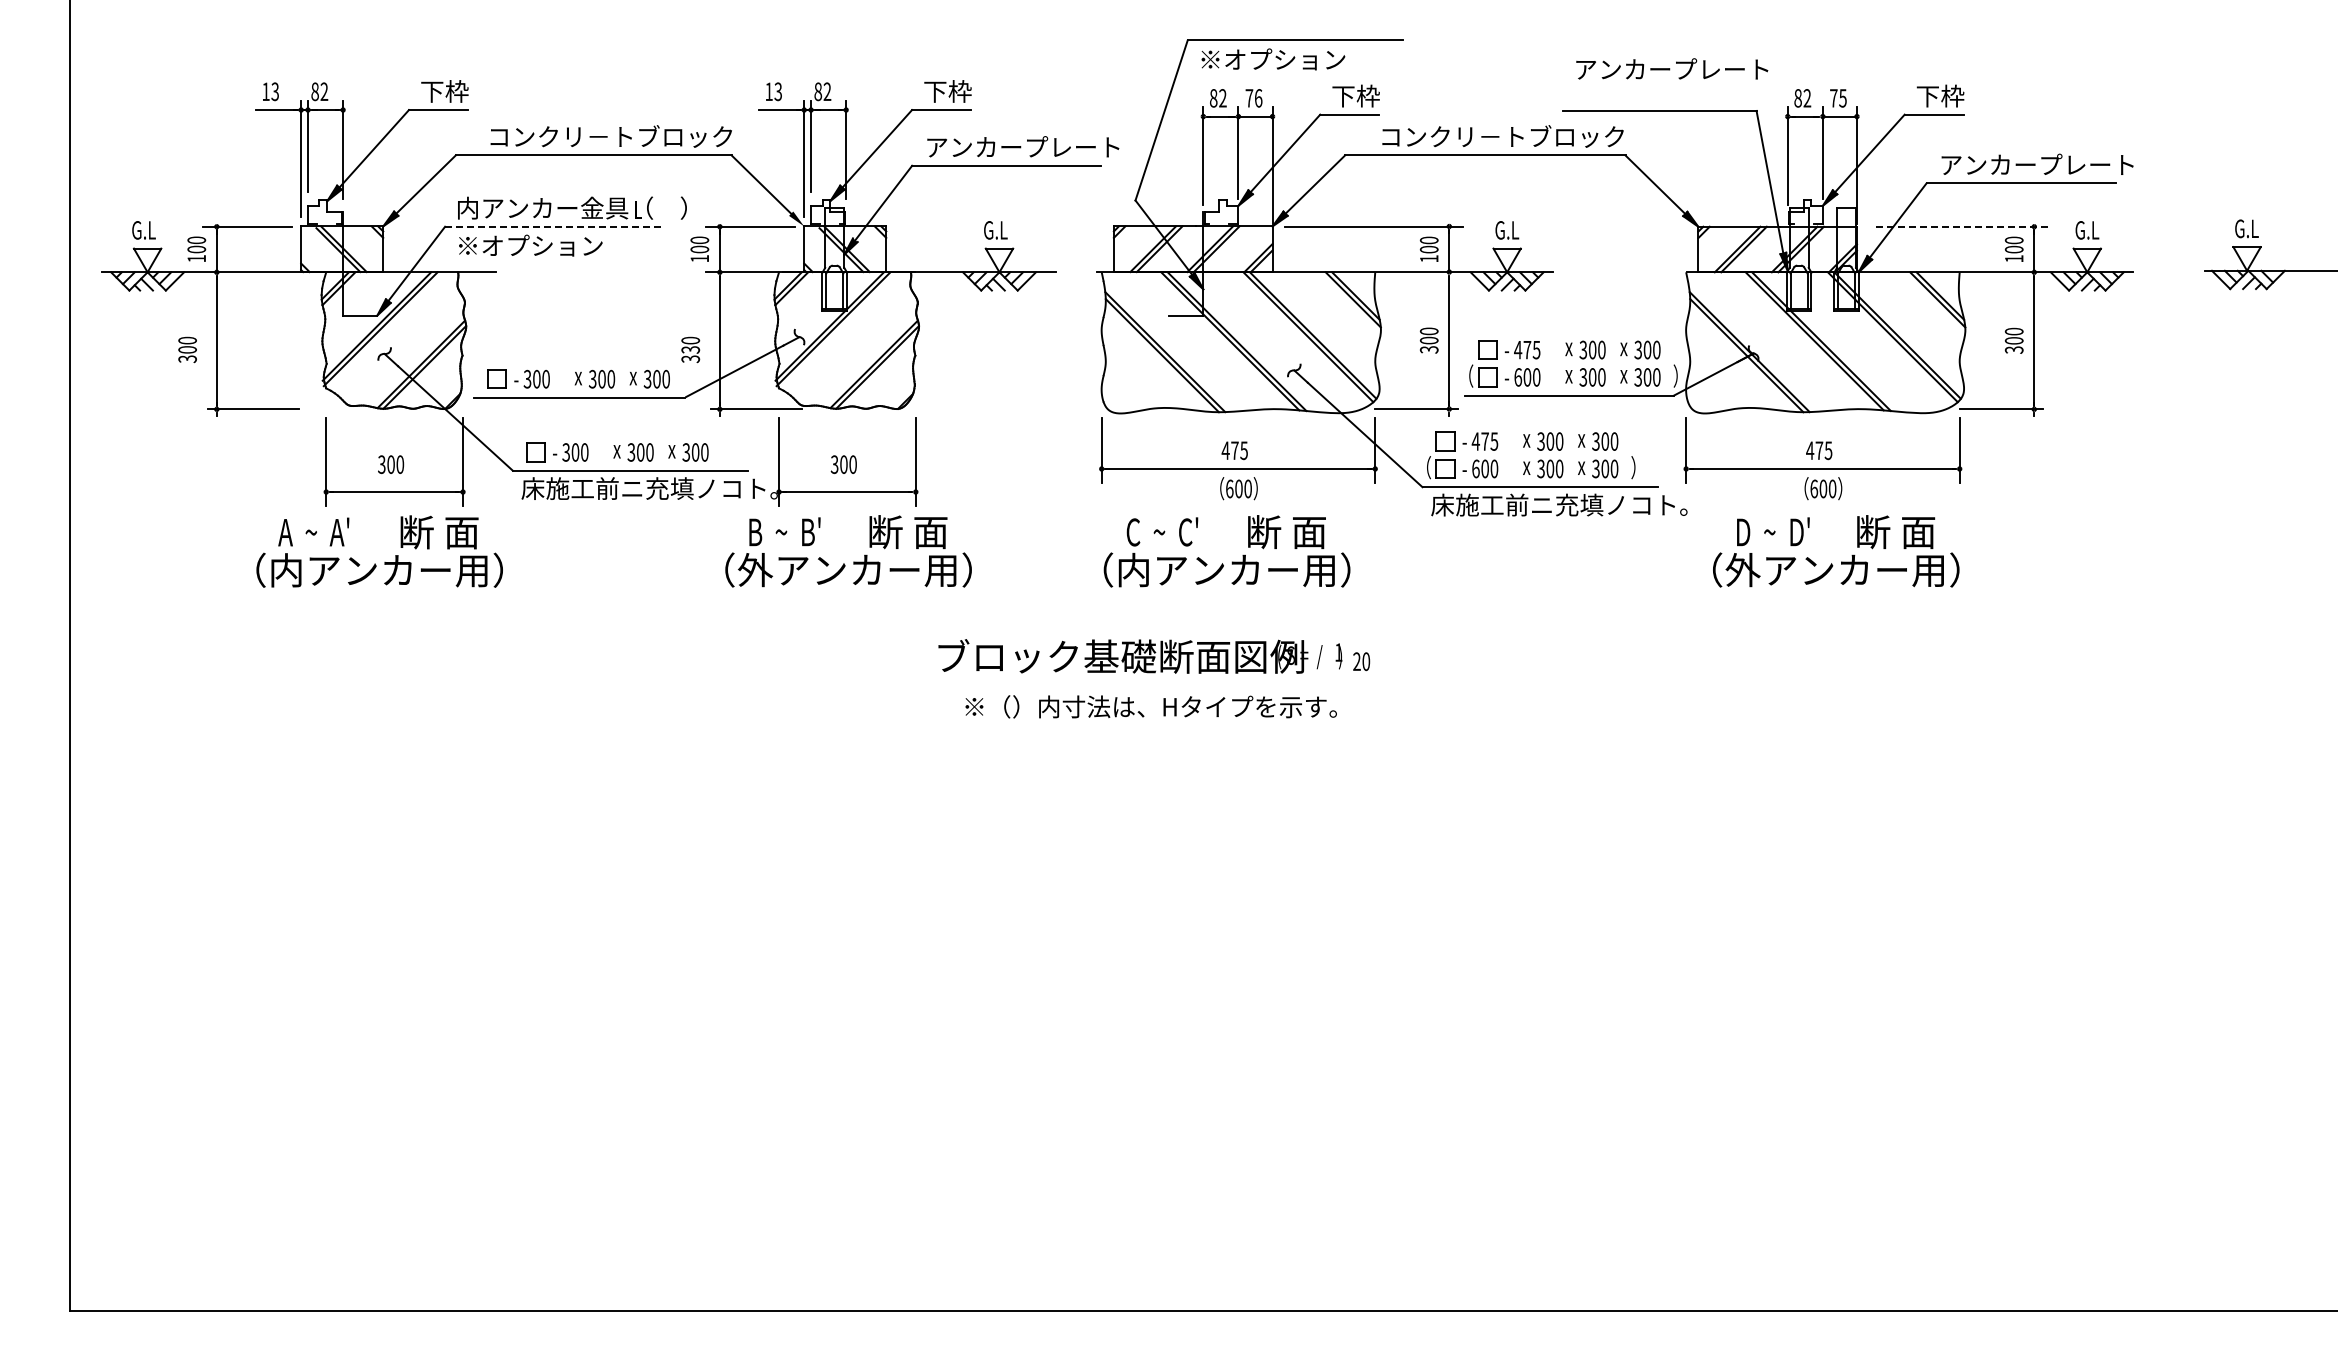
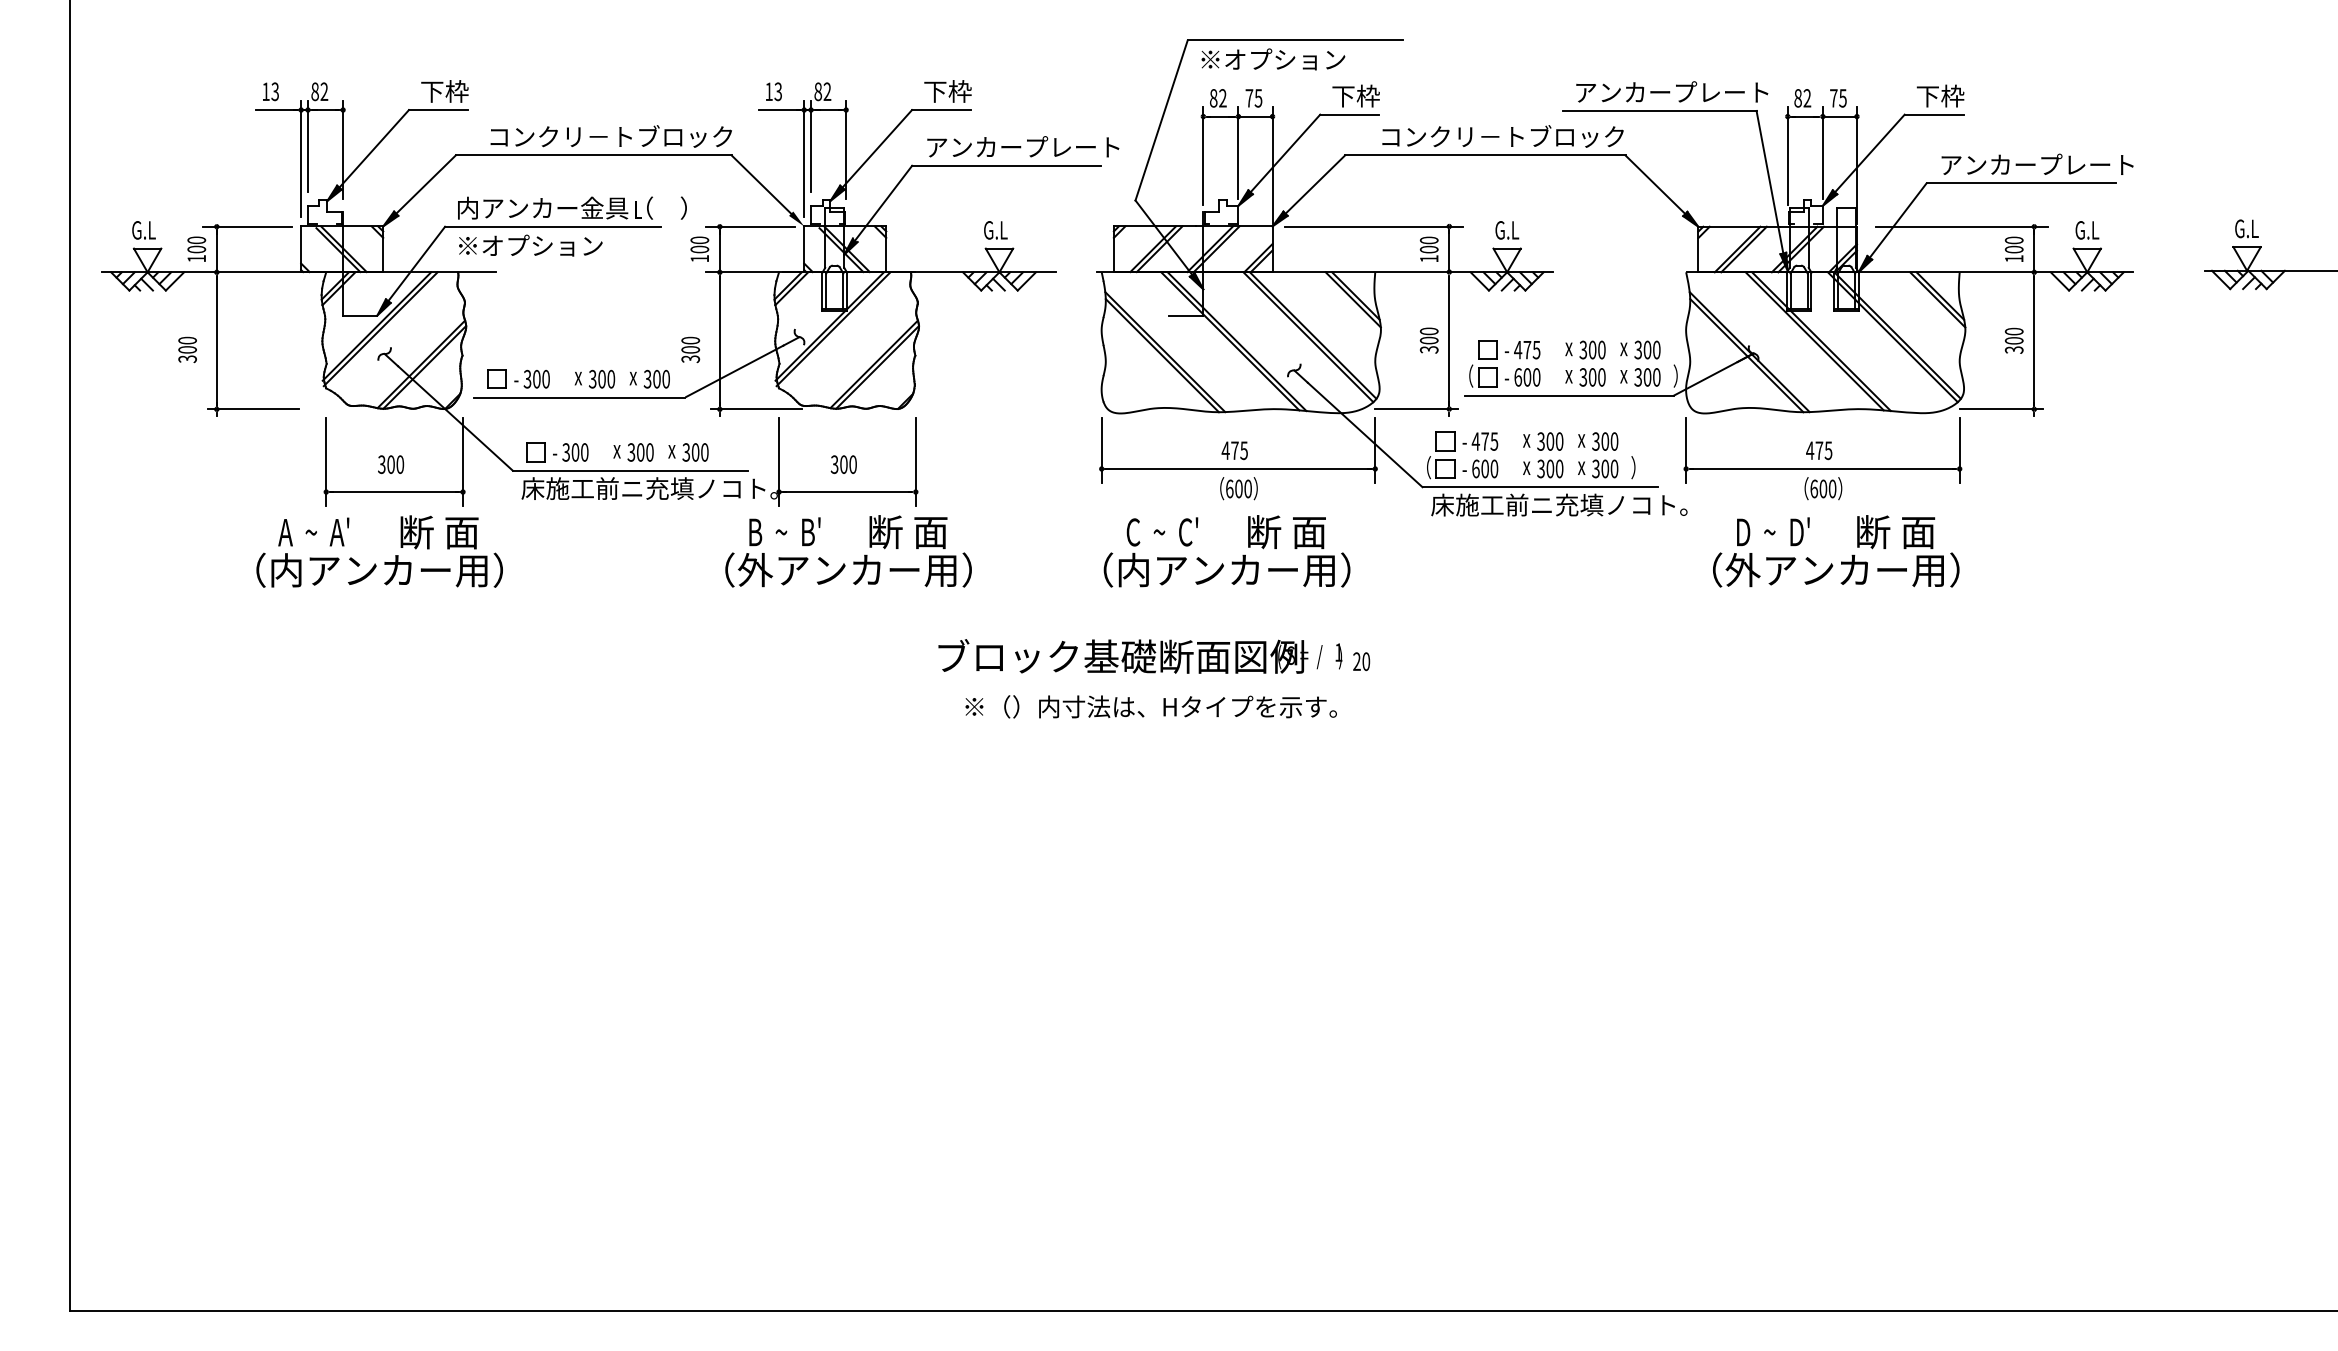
text position: (1672, 68) -> (1672, 91) (1672, 91)
text: 76 -> 75 (1258, 98)
line: dashed -> solid (552, 226)
line: dashed -> solid (1962, 226)
text: 330 -> 300 (690, 349)
